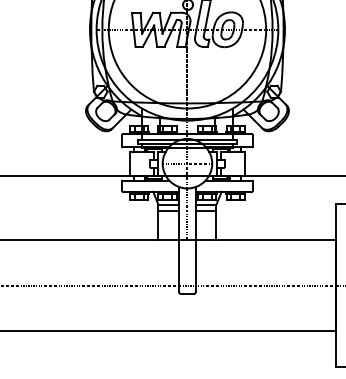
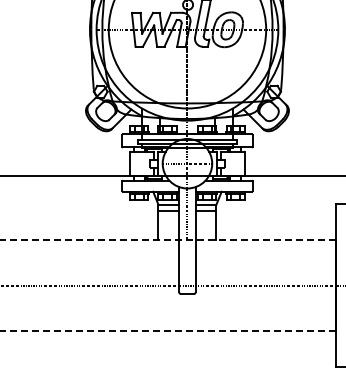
line: solid -> dashed (168, 240)
line: solid -> dashed (168, 331)
